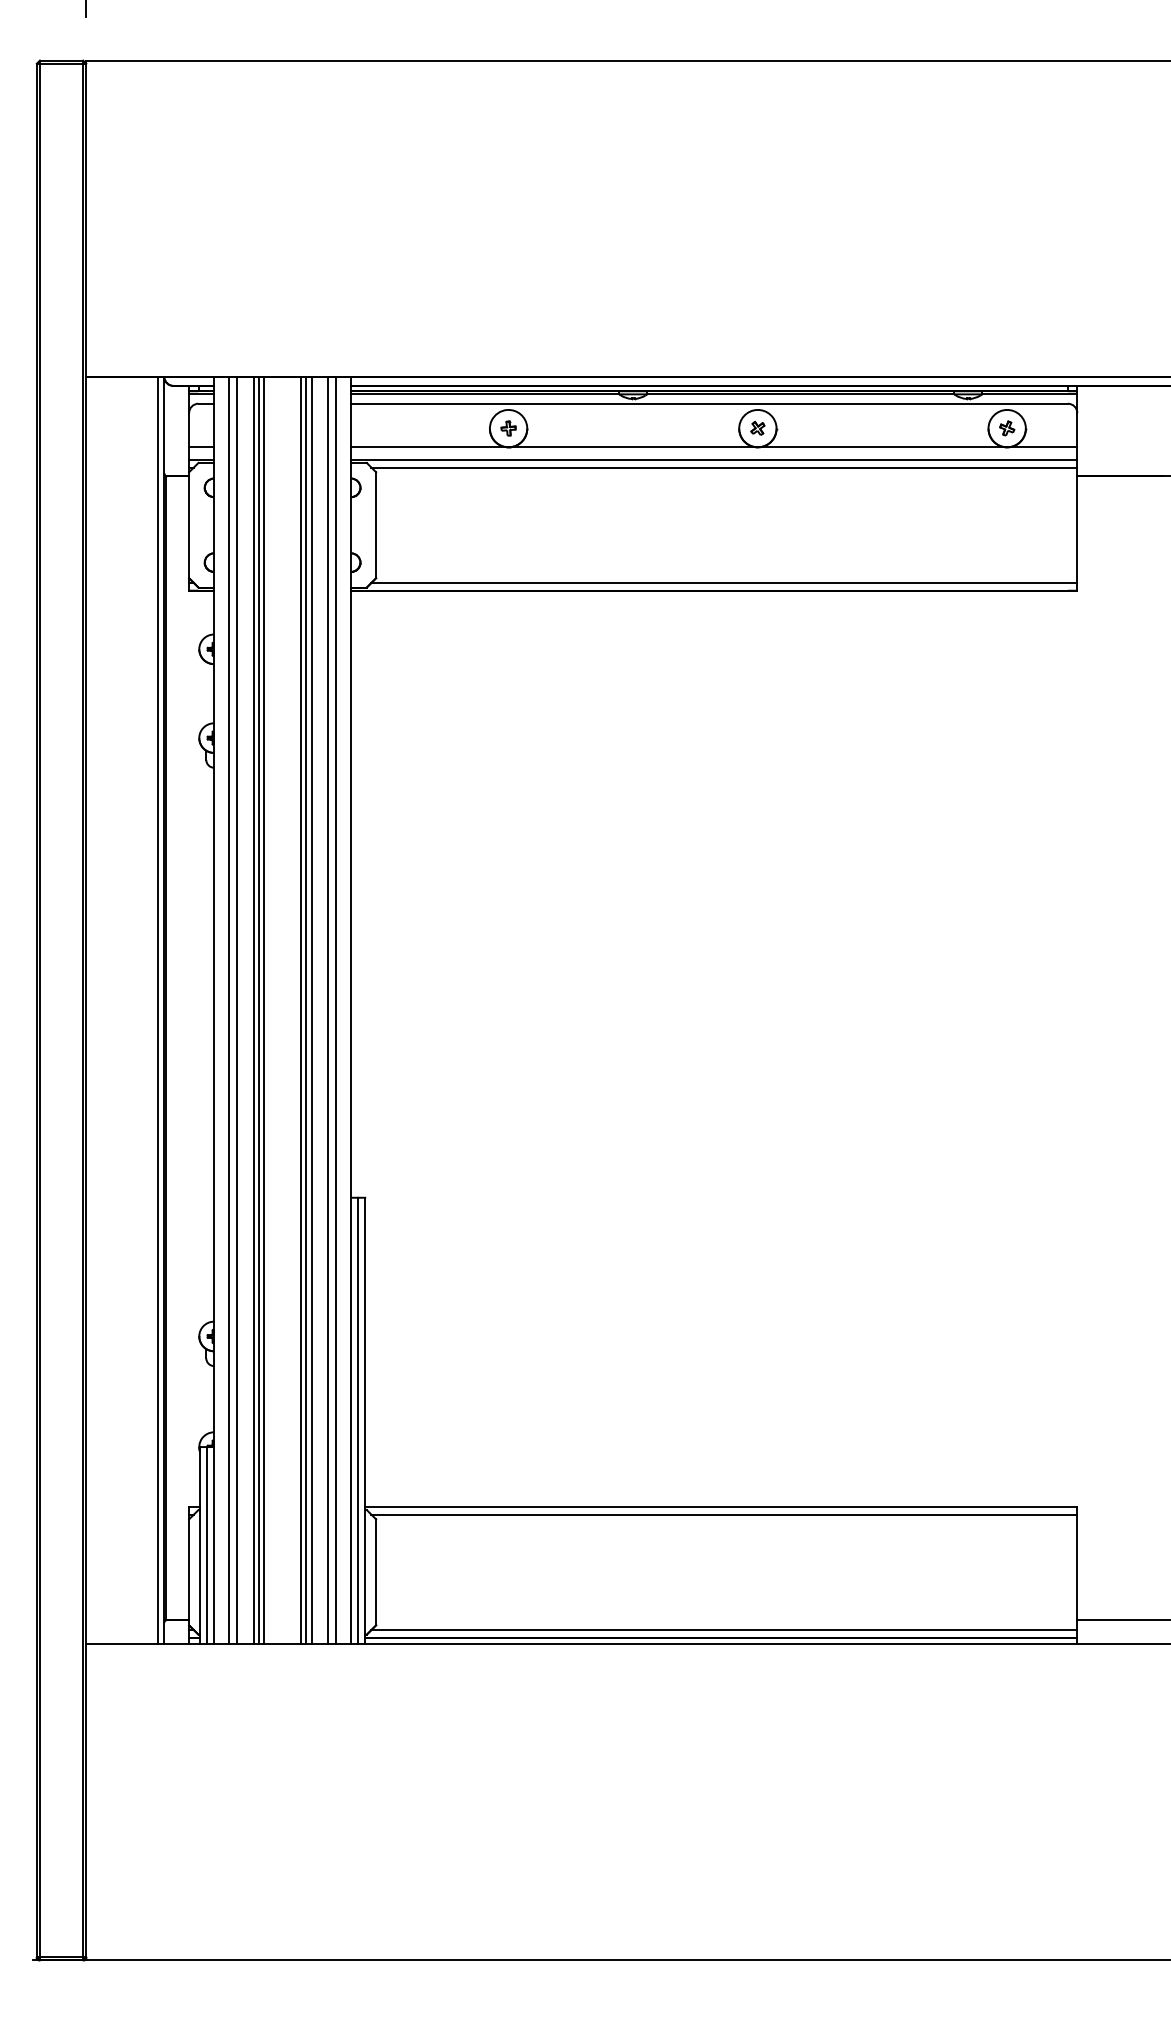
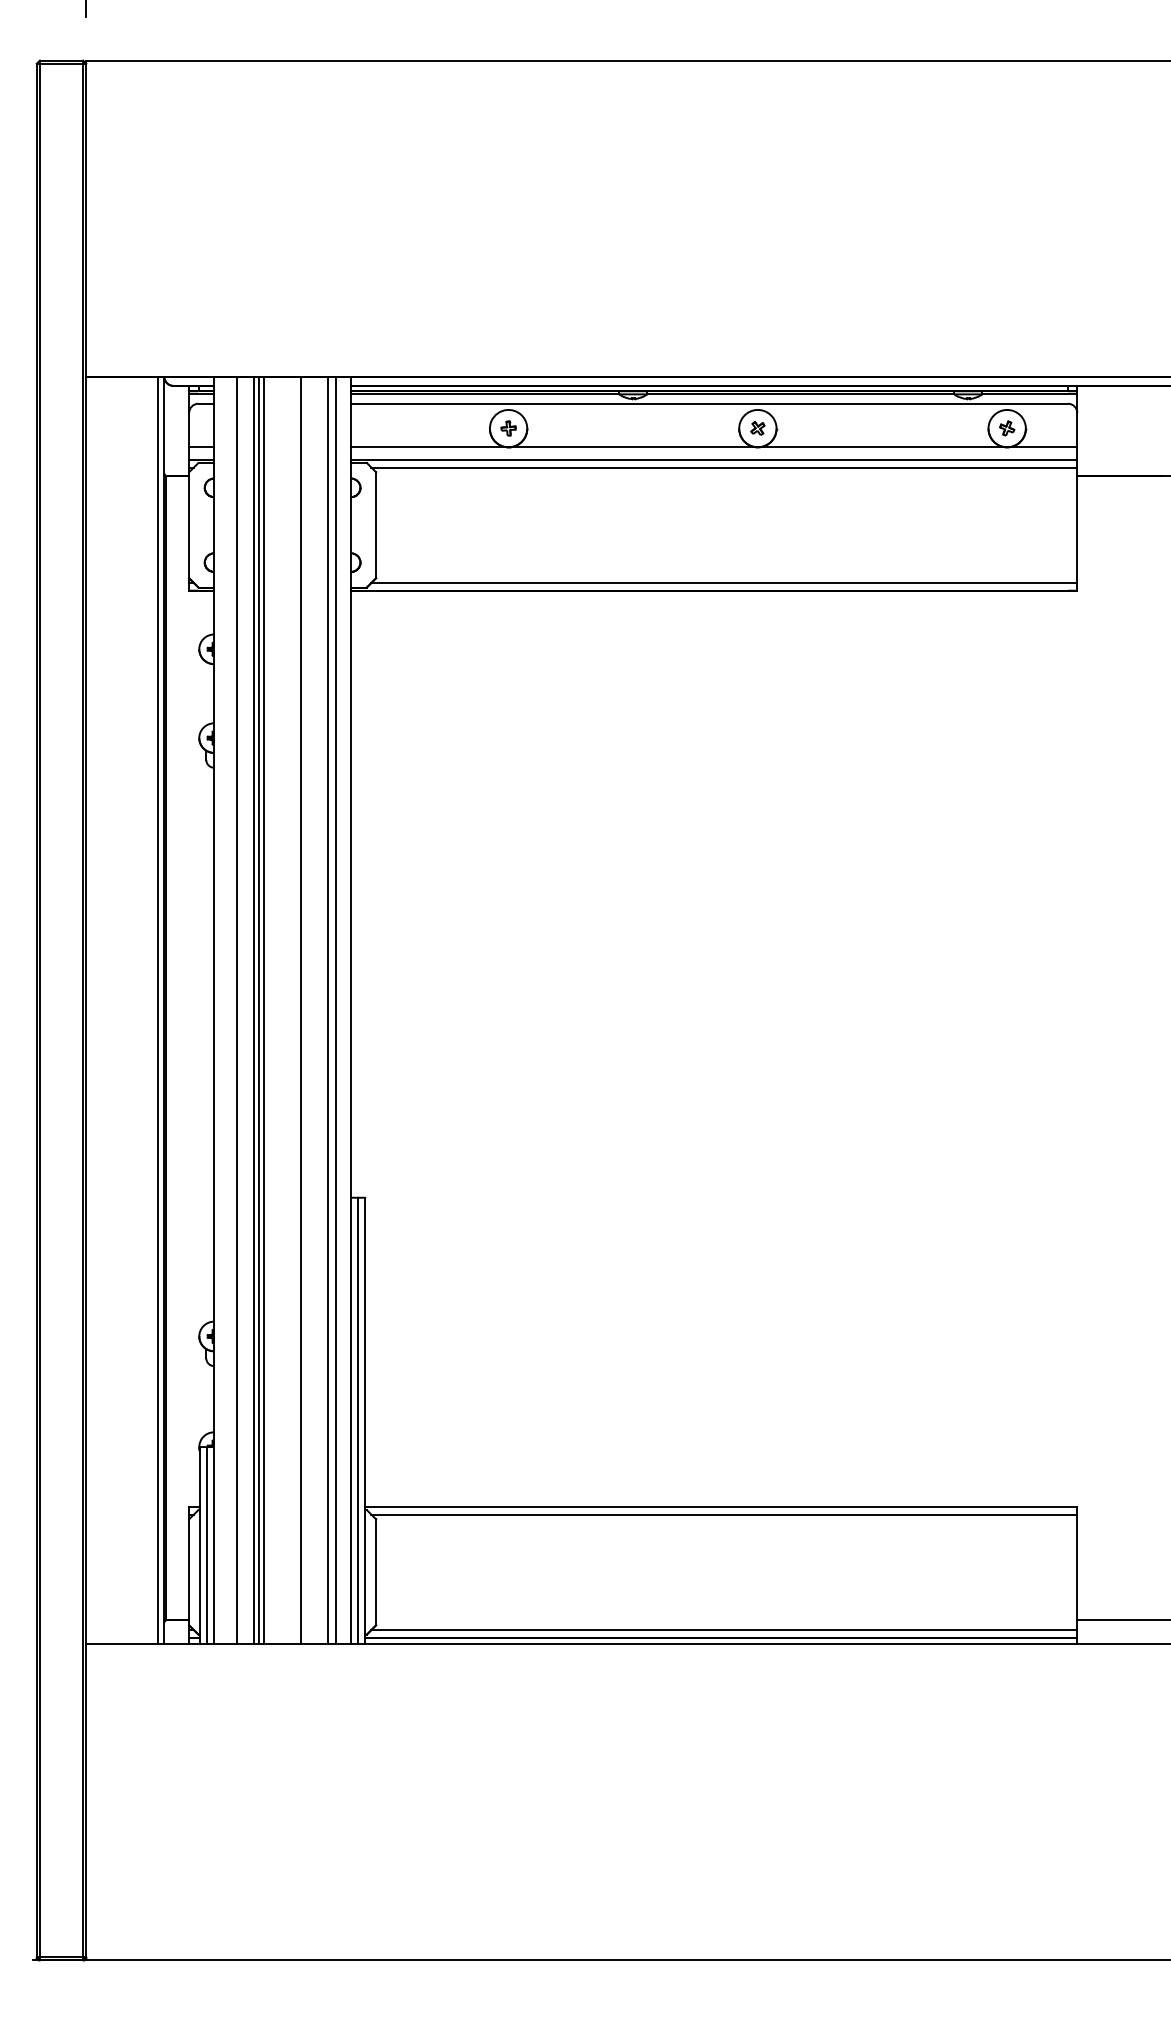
line: present -> none (229, 1010)
line: present -> none (306, 1010)
line: present -> none (311, 1010)
